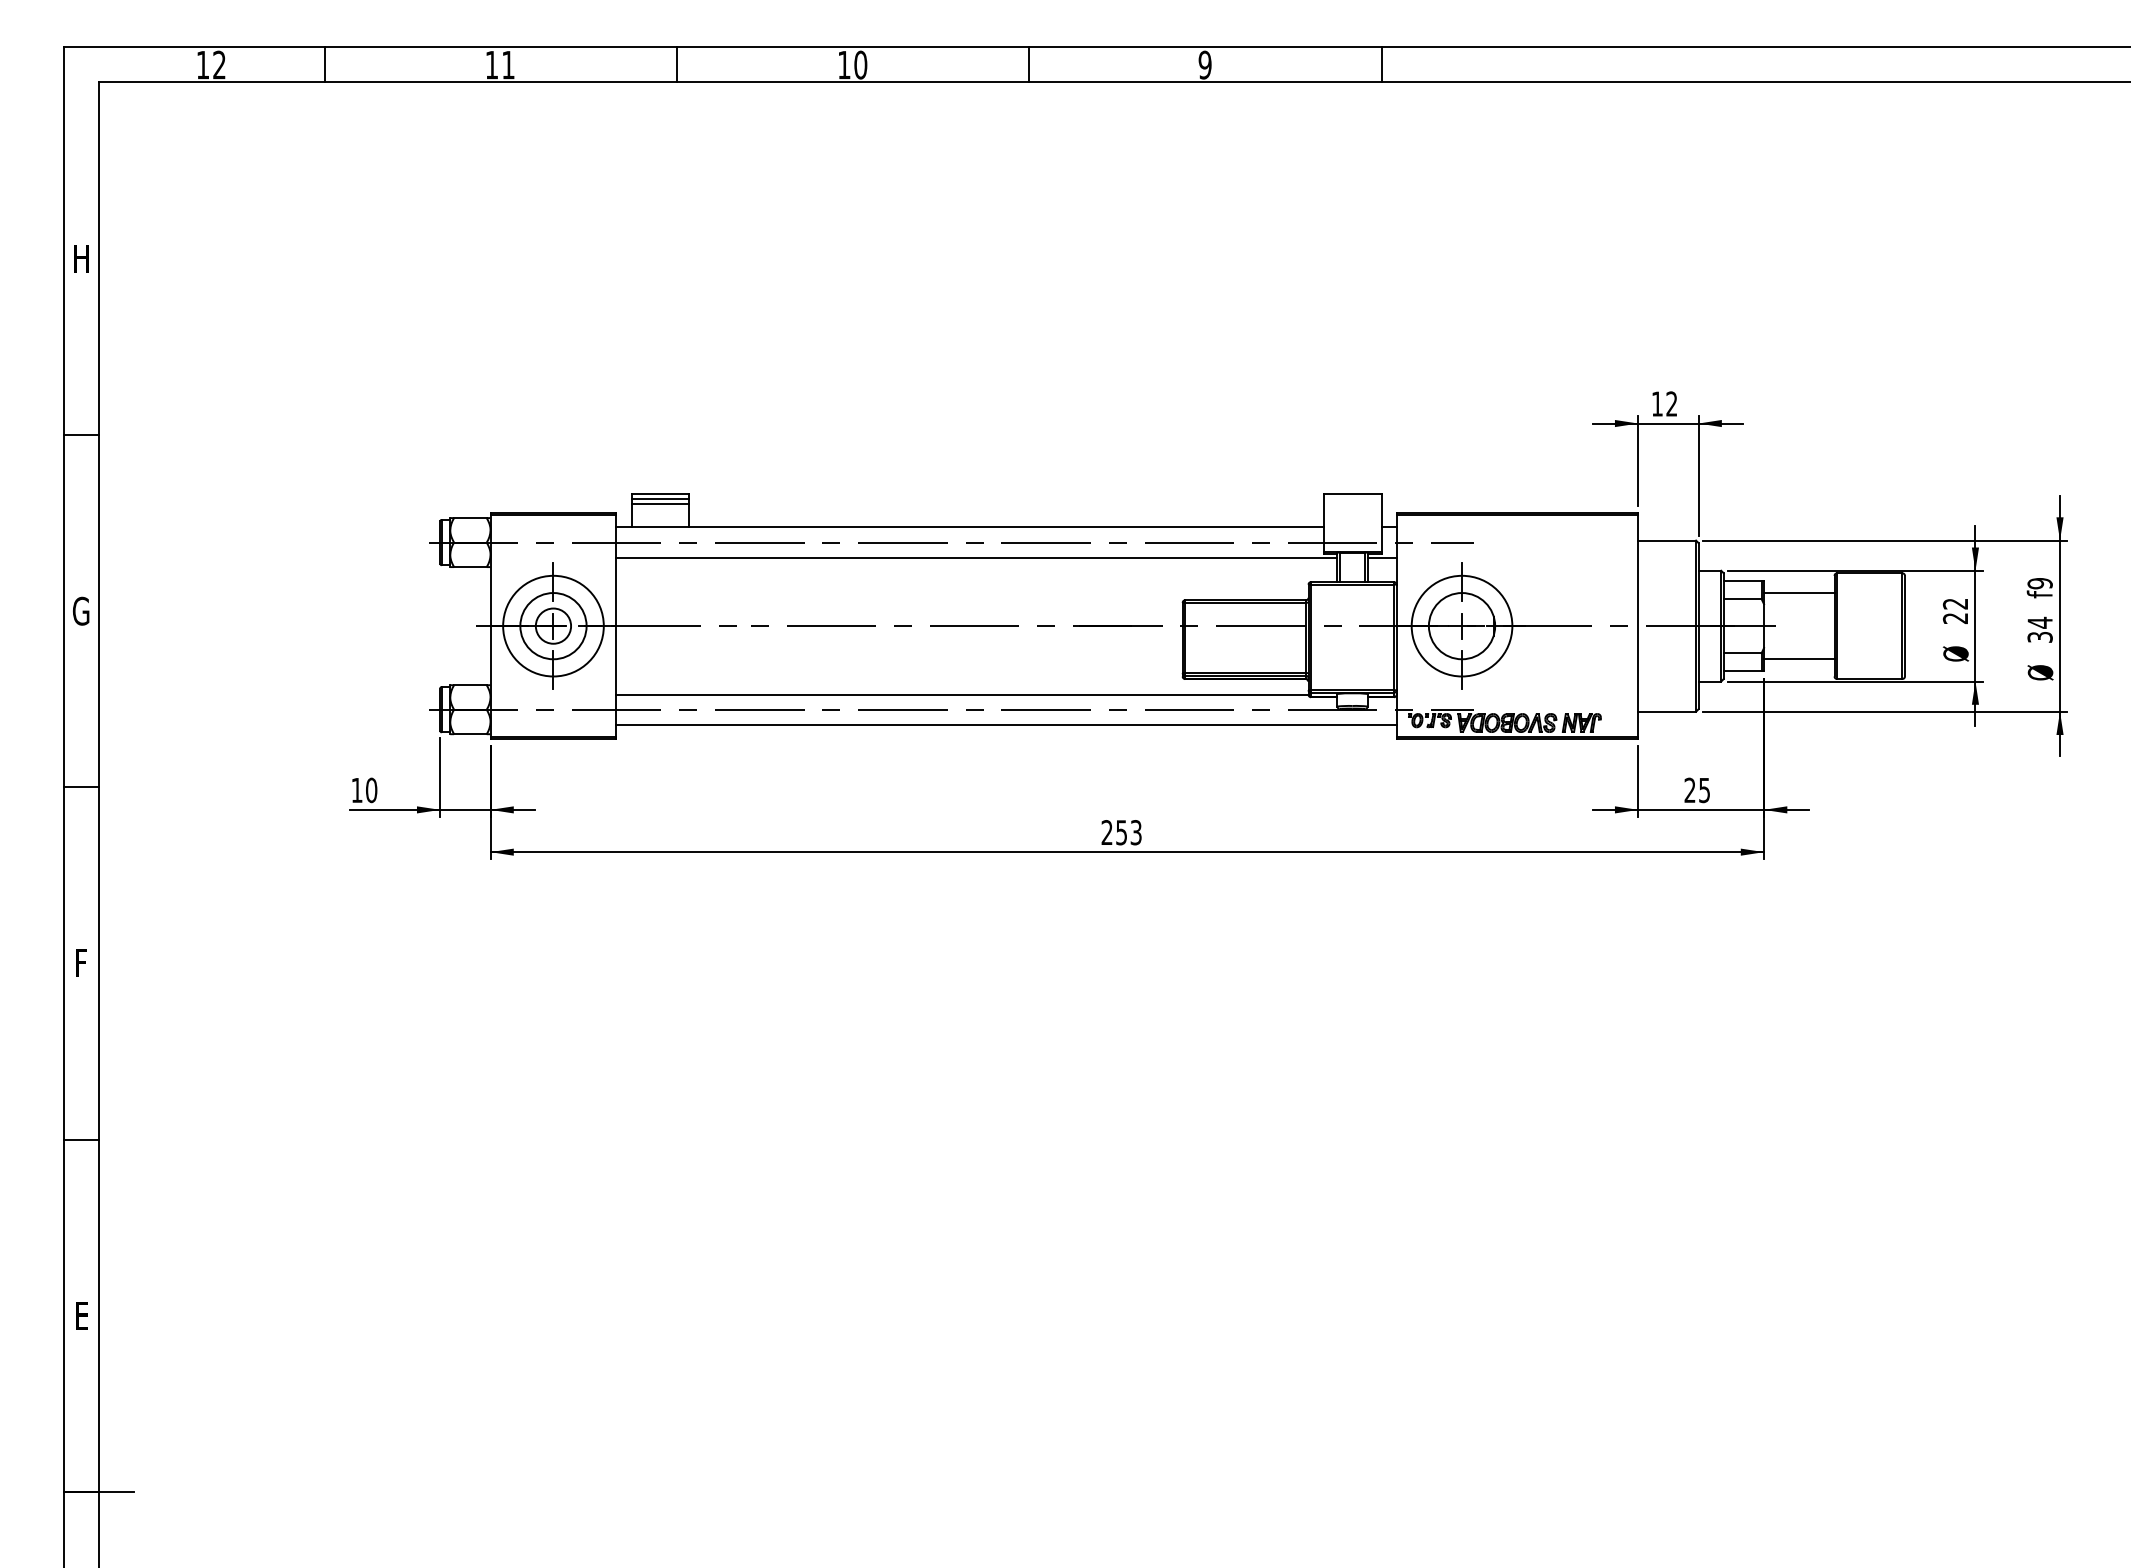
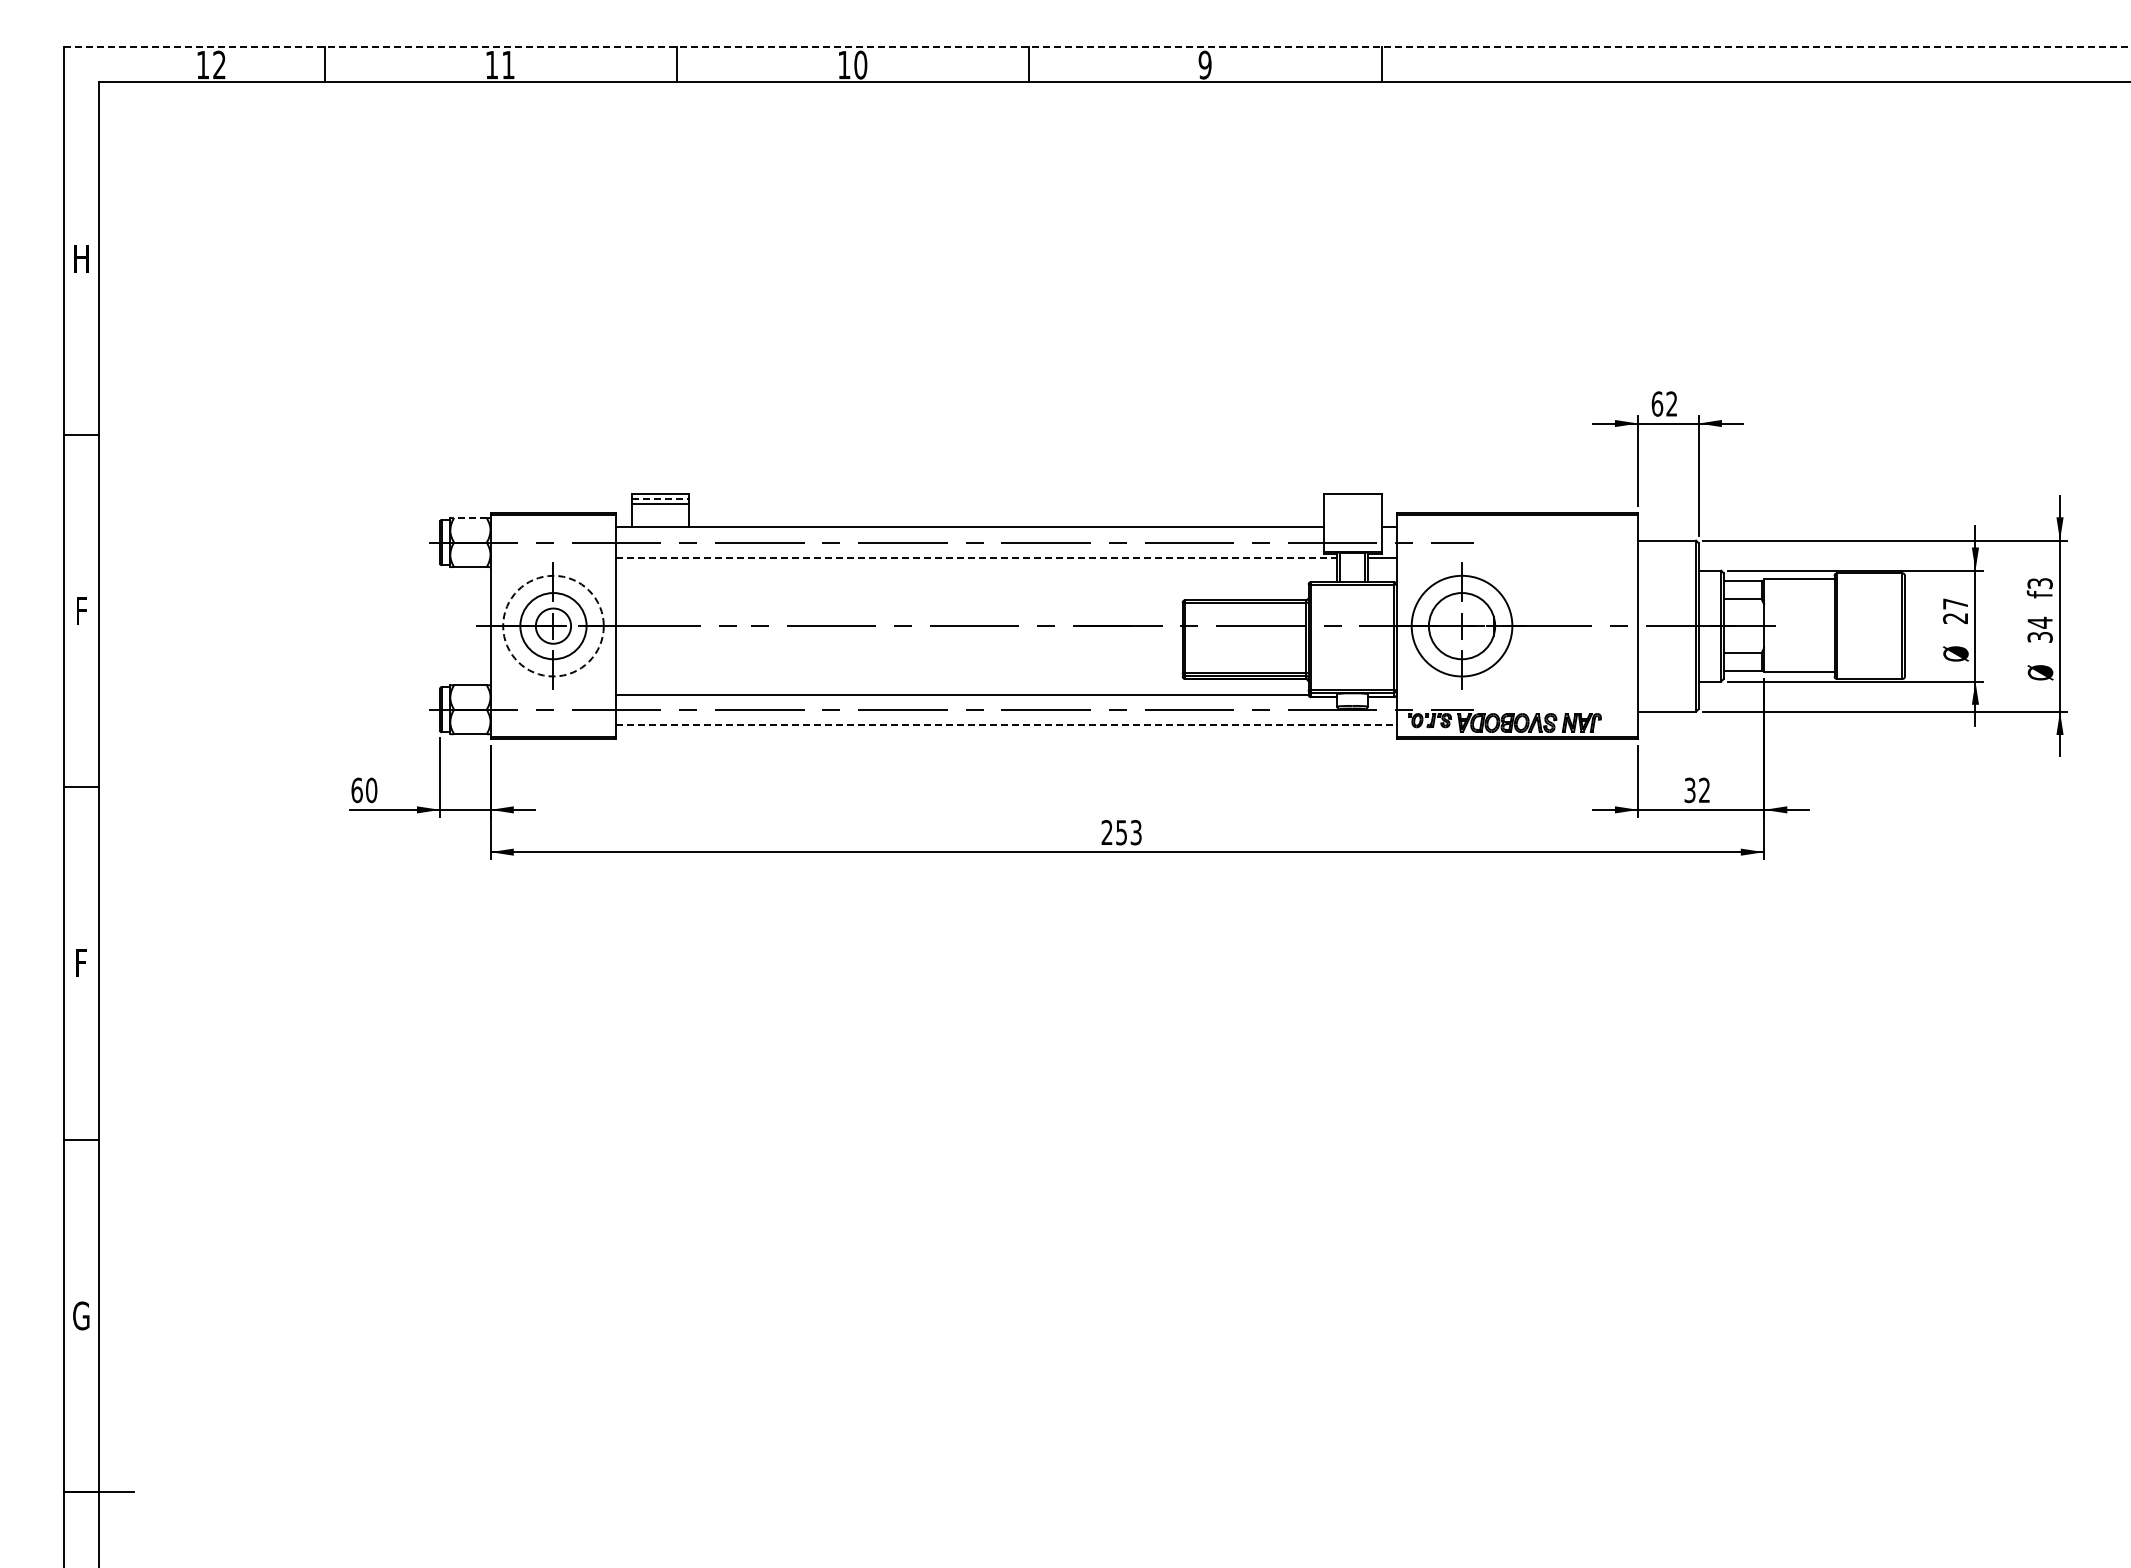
line: solid -> dashed (1097, 47)
text: 12 -> 62 (1657, 403)
line: solid -> dashed (660, 499)
line: solid -> dashed (469, 518)
line: solid -> dashed (976, 557)
text: f9 -> f3 (2039, 583)
line position: (1799, 593) -> (1799, 579) (1799, 579)
text: 22 -> 27 (1954, 603)
text: G -> F (80, 610)
circle: solid -> dashed (553, 625)
line position: (1799, 658) -> (1799, 671) (1799, 671)
line: solid -> dashed (1007, 724)
text: 10 -> 60 (356, 790)
text: 25 -> 32 (1696, 790)
text: E -> G (81, 1315)
